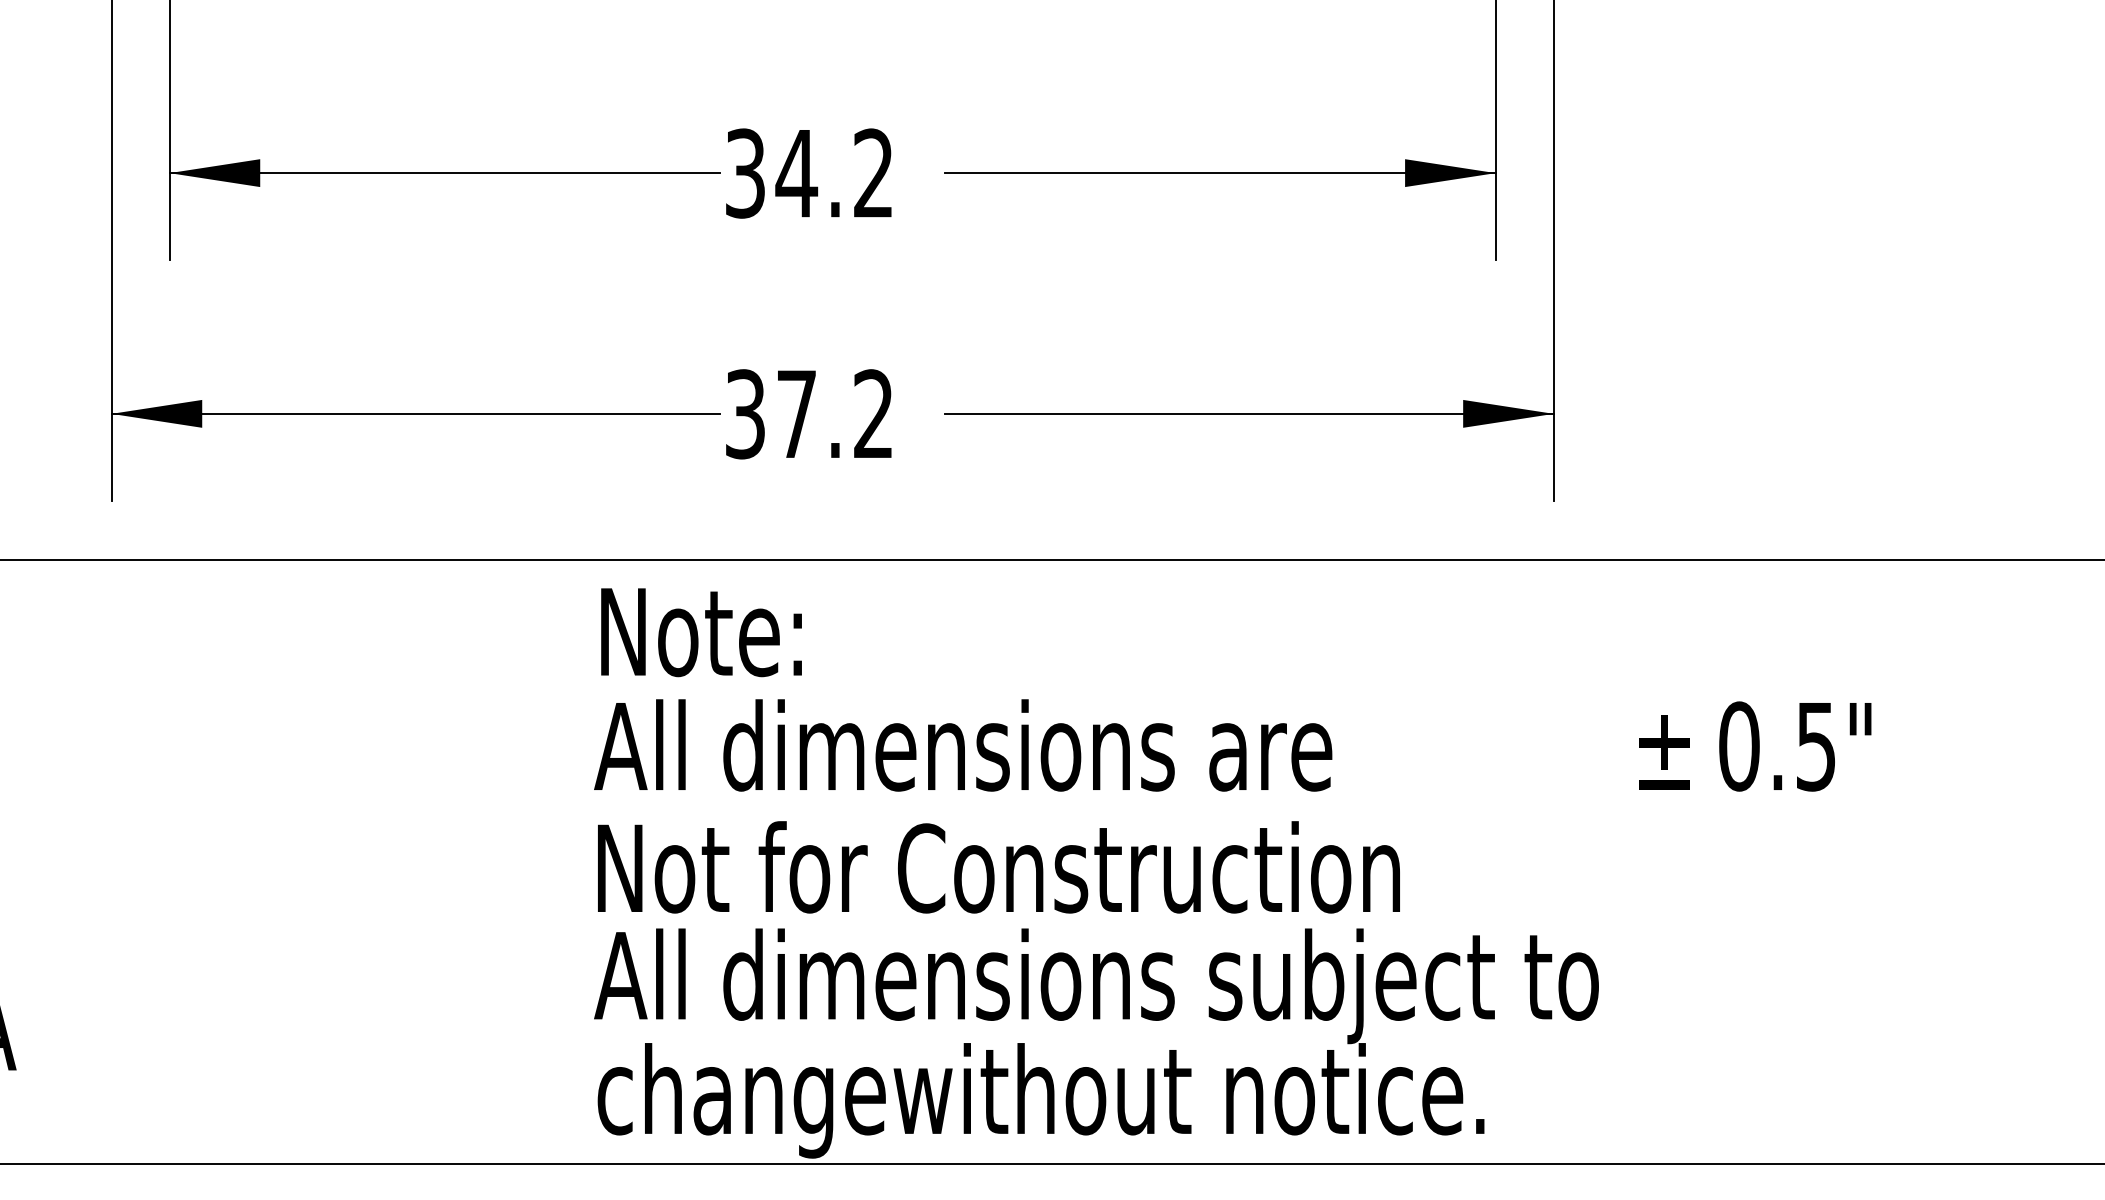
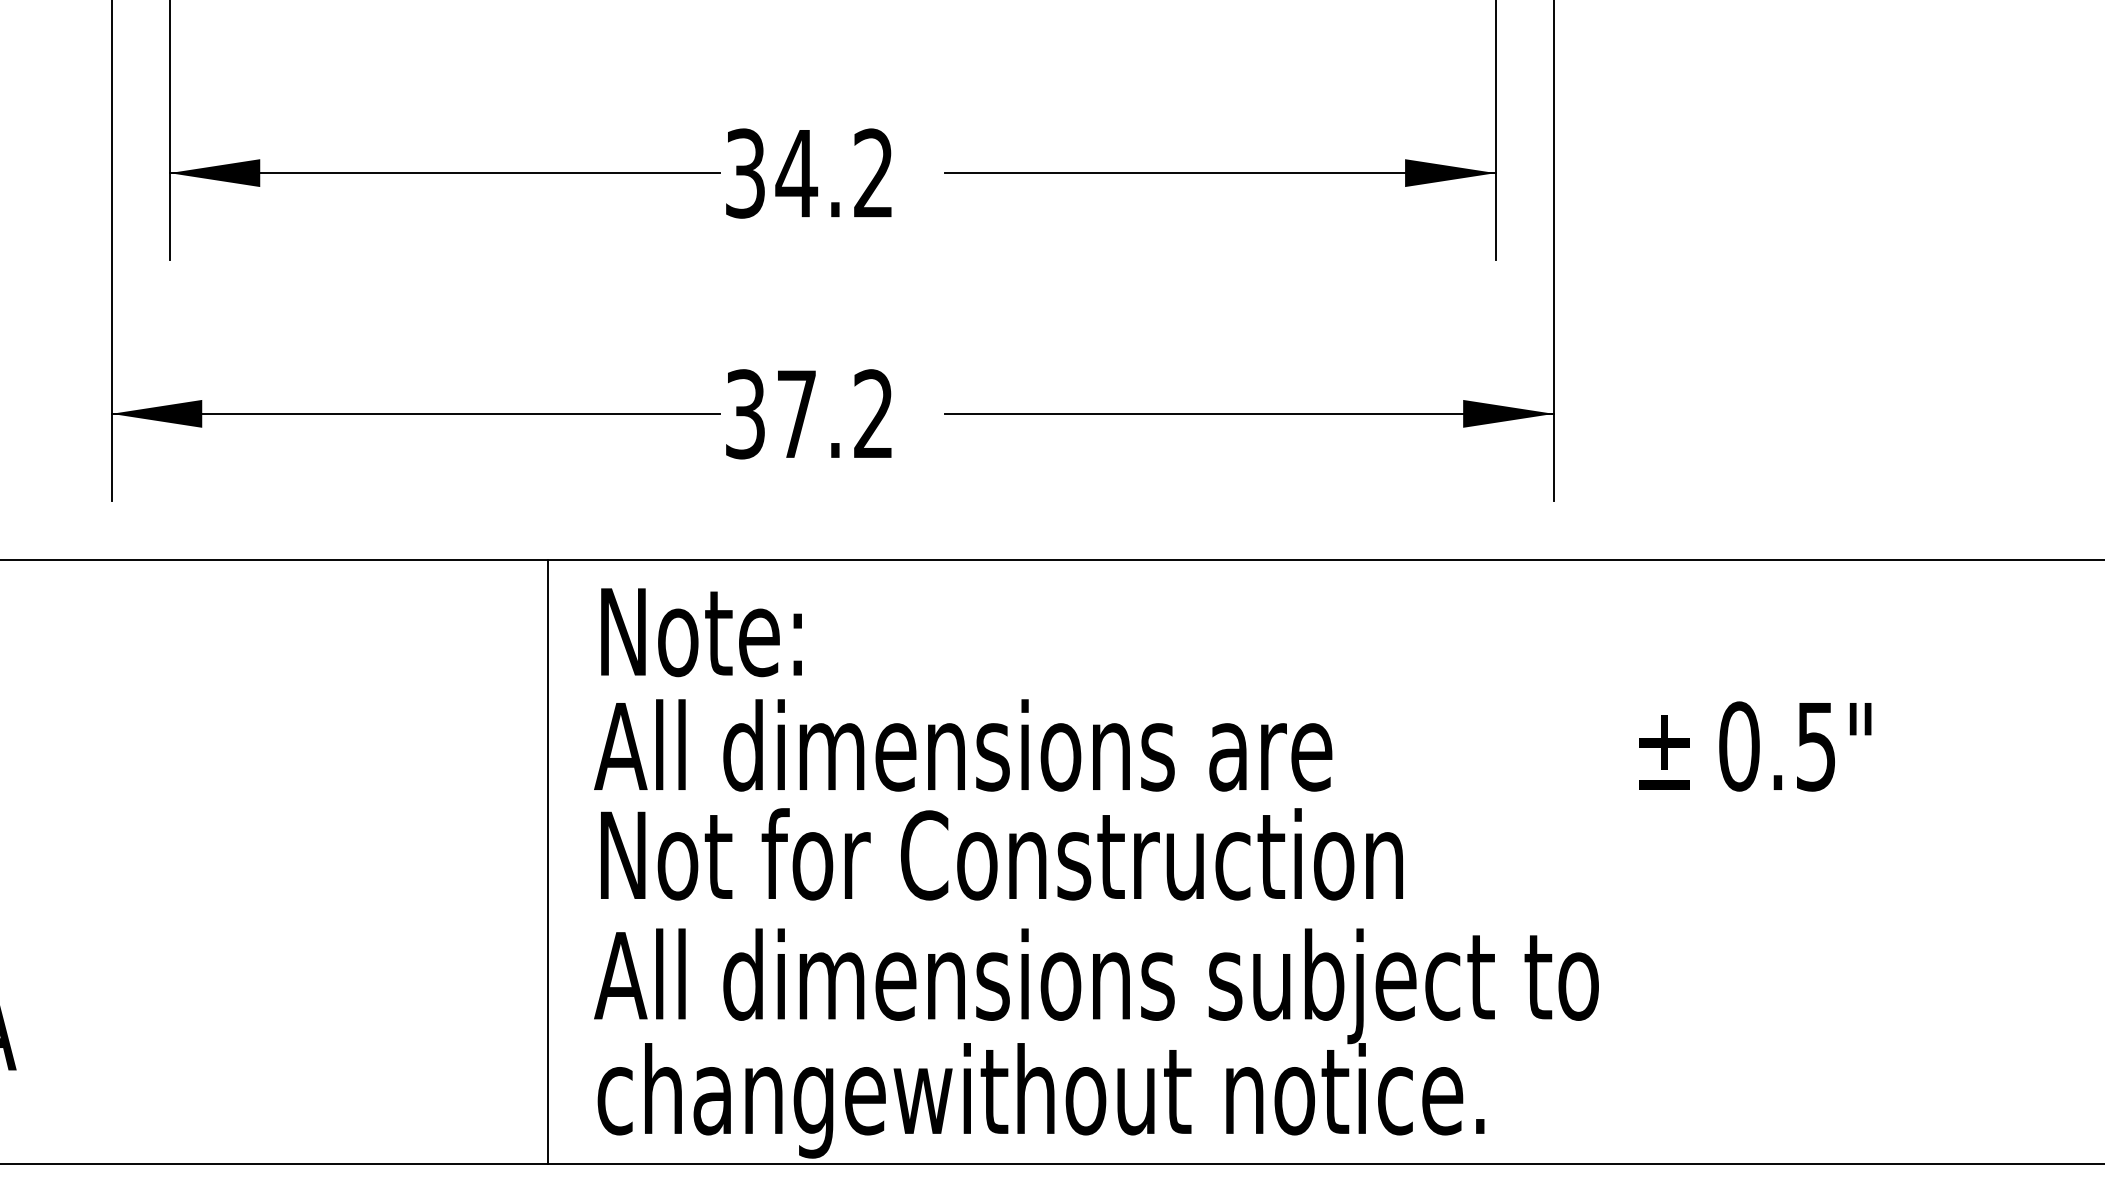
line: none -> present (548, 861)
text position: (998, 867) -> (1001, 854) (1001, 854)
